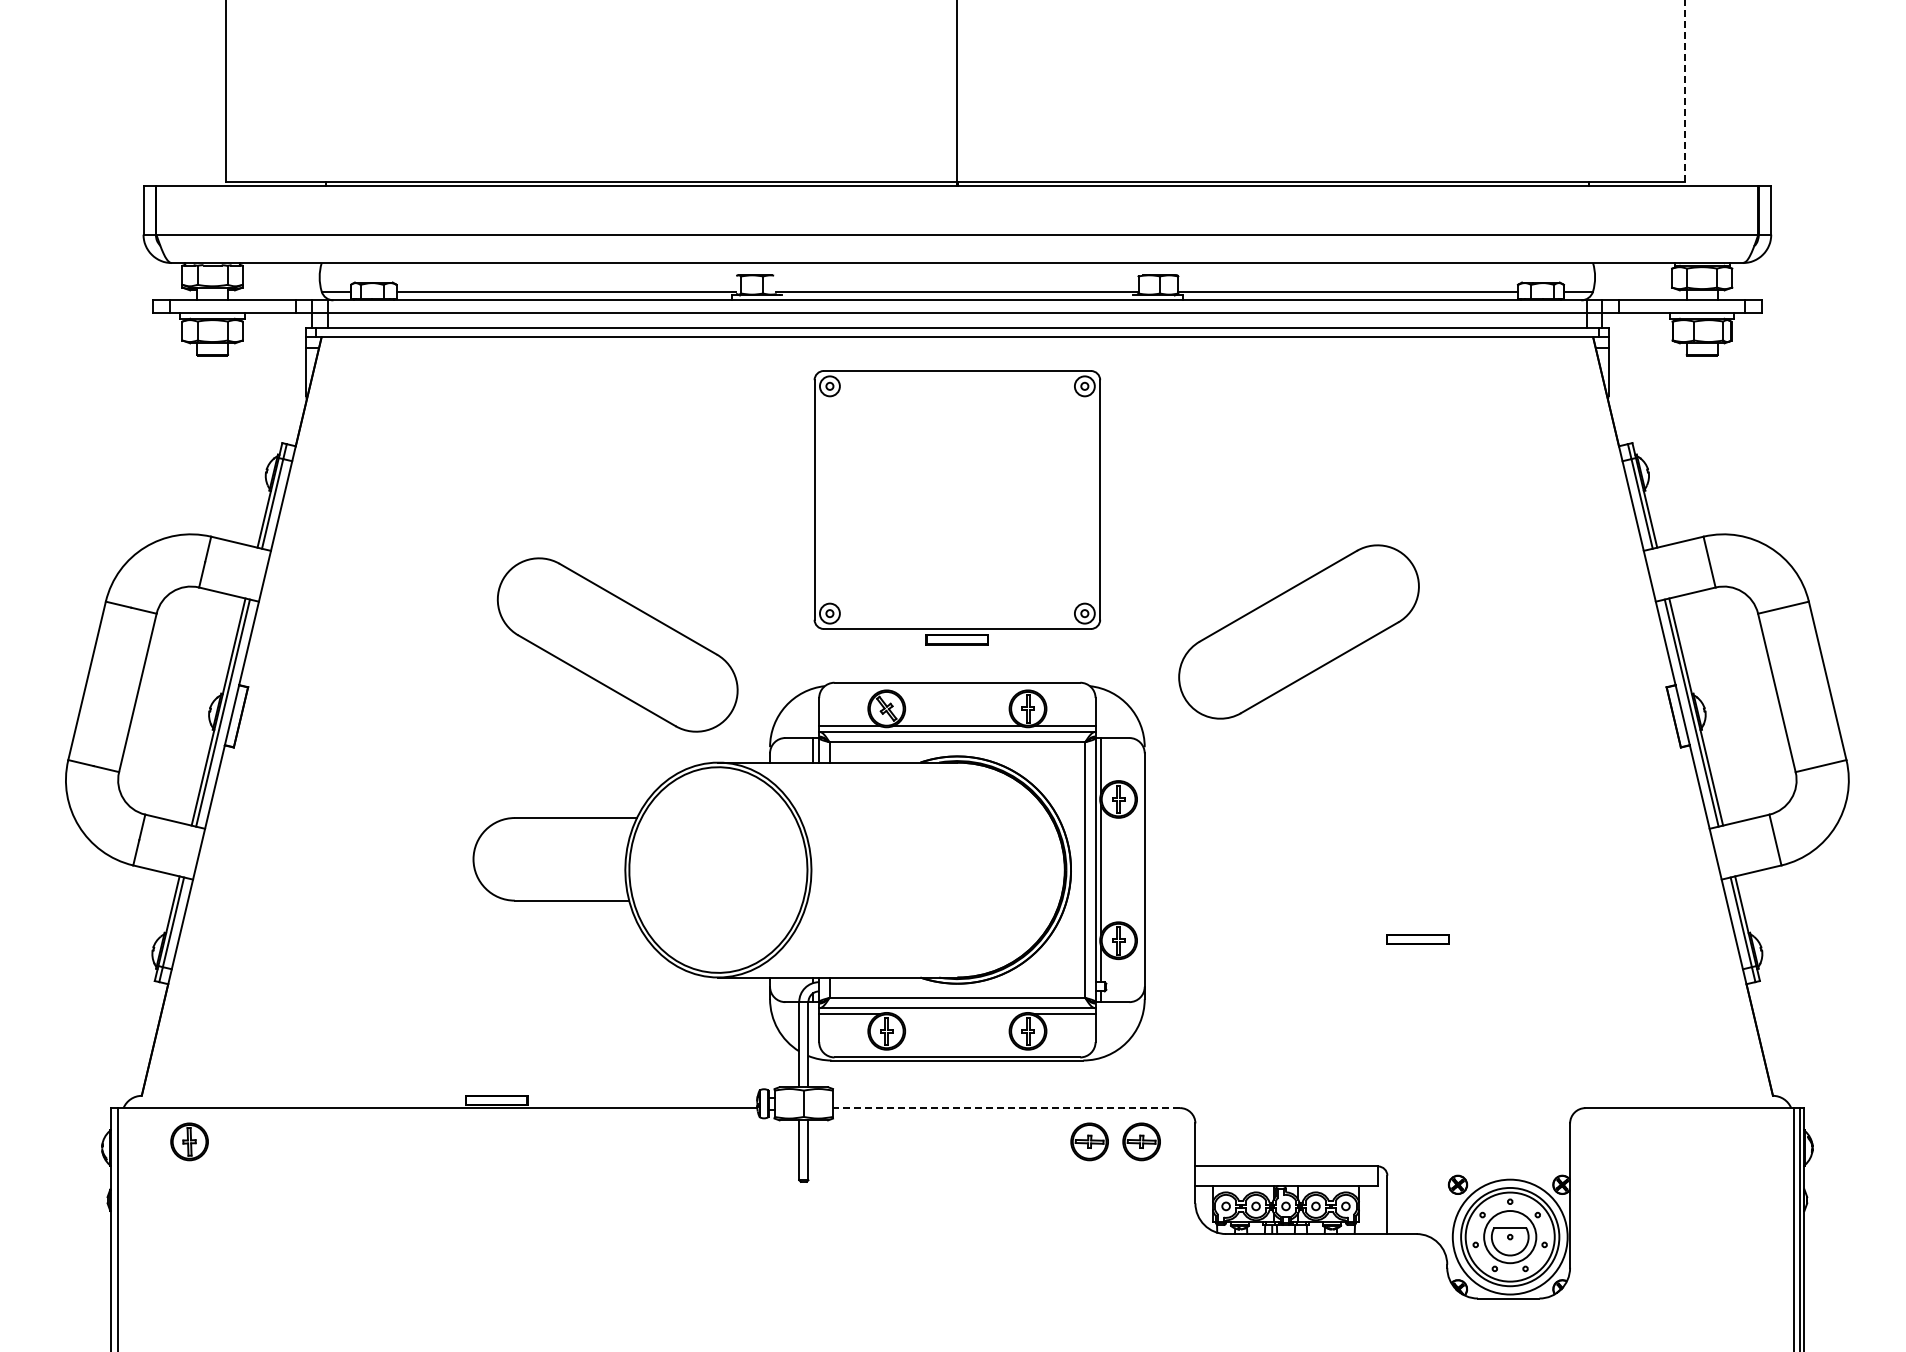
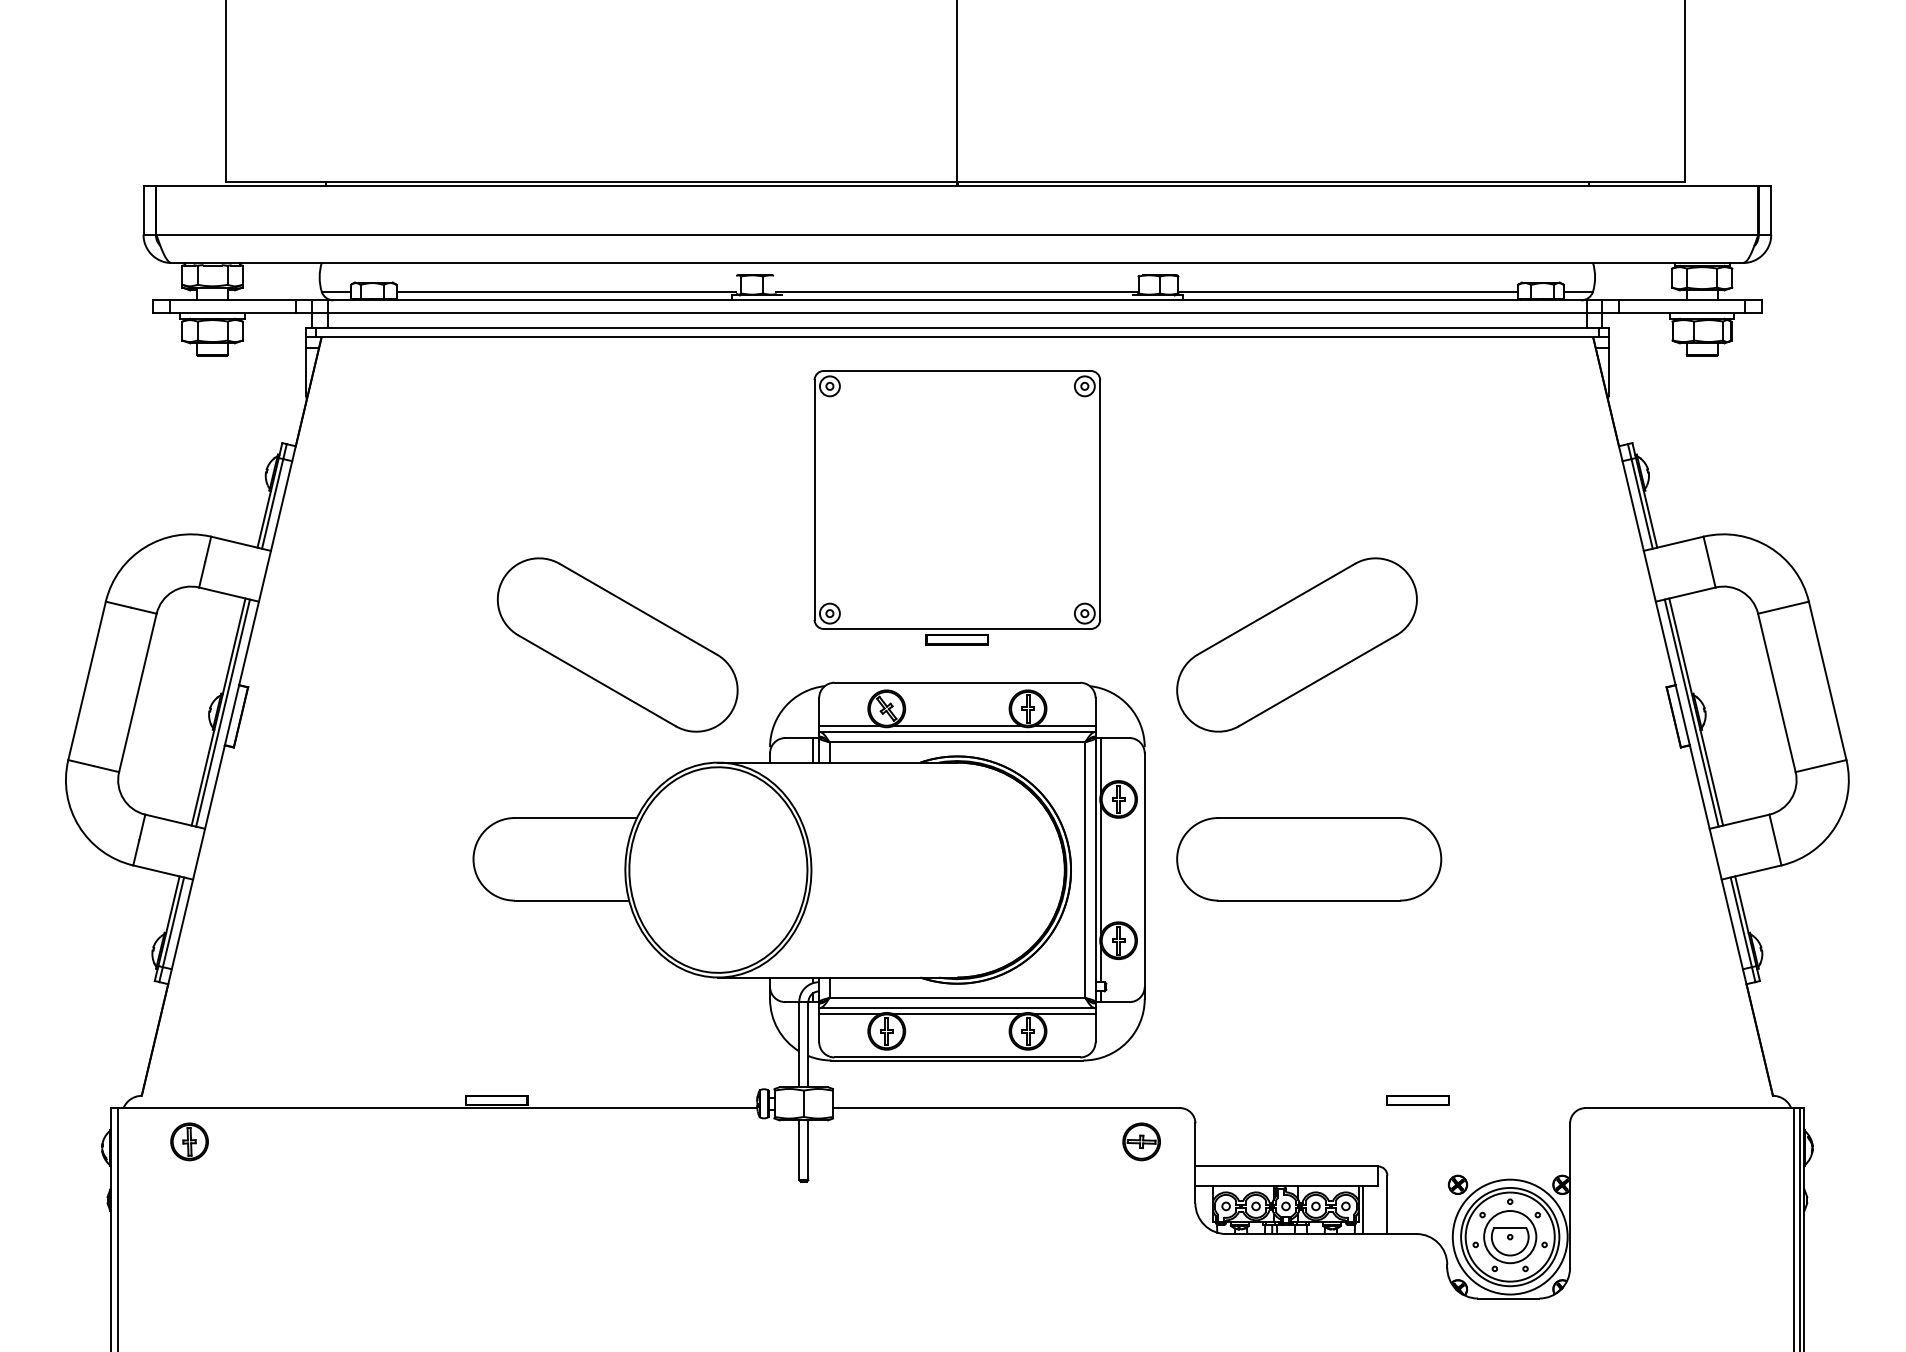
line: dashed -> solid (1685, 90)
part position: (1298, 631) -> (1296, 644) (1296, 644)
part: none -> present (1309, 859)
part position: (1417, 939) -> (1417, 1100) (1417, 1100)
line: none -> present (957, 1014)
line: dashed -> solid (1006, 1108)
part: present -> none (1089, 1141)
line: none -> present (1362, 1210)
